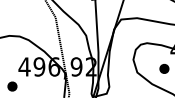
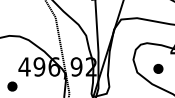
part position: (164, 68) -> (158, 68) (158, 68)
